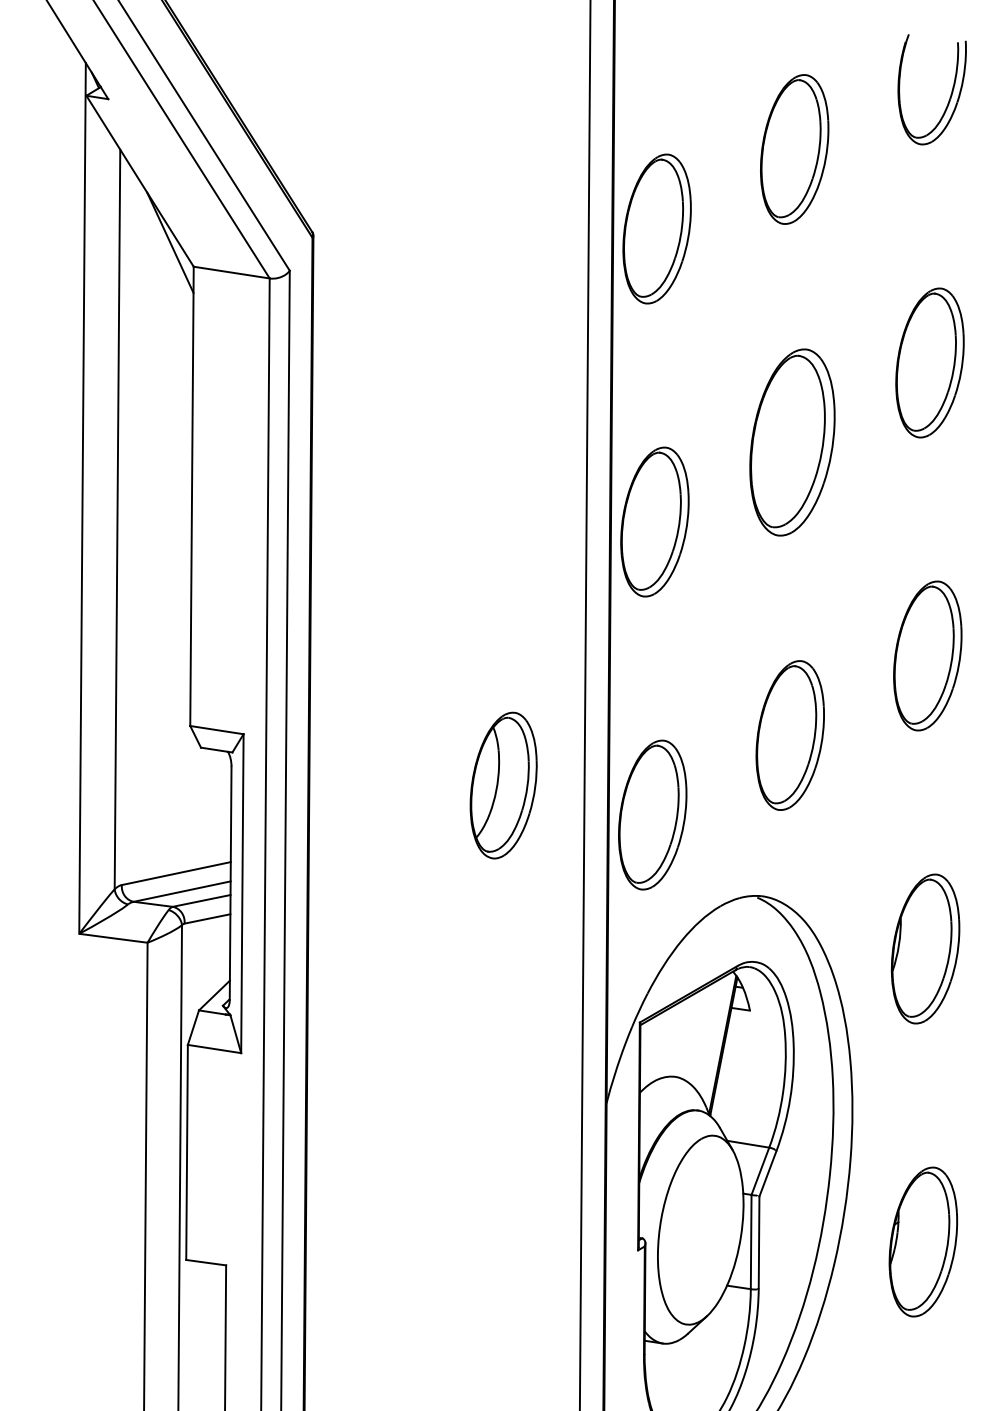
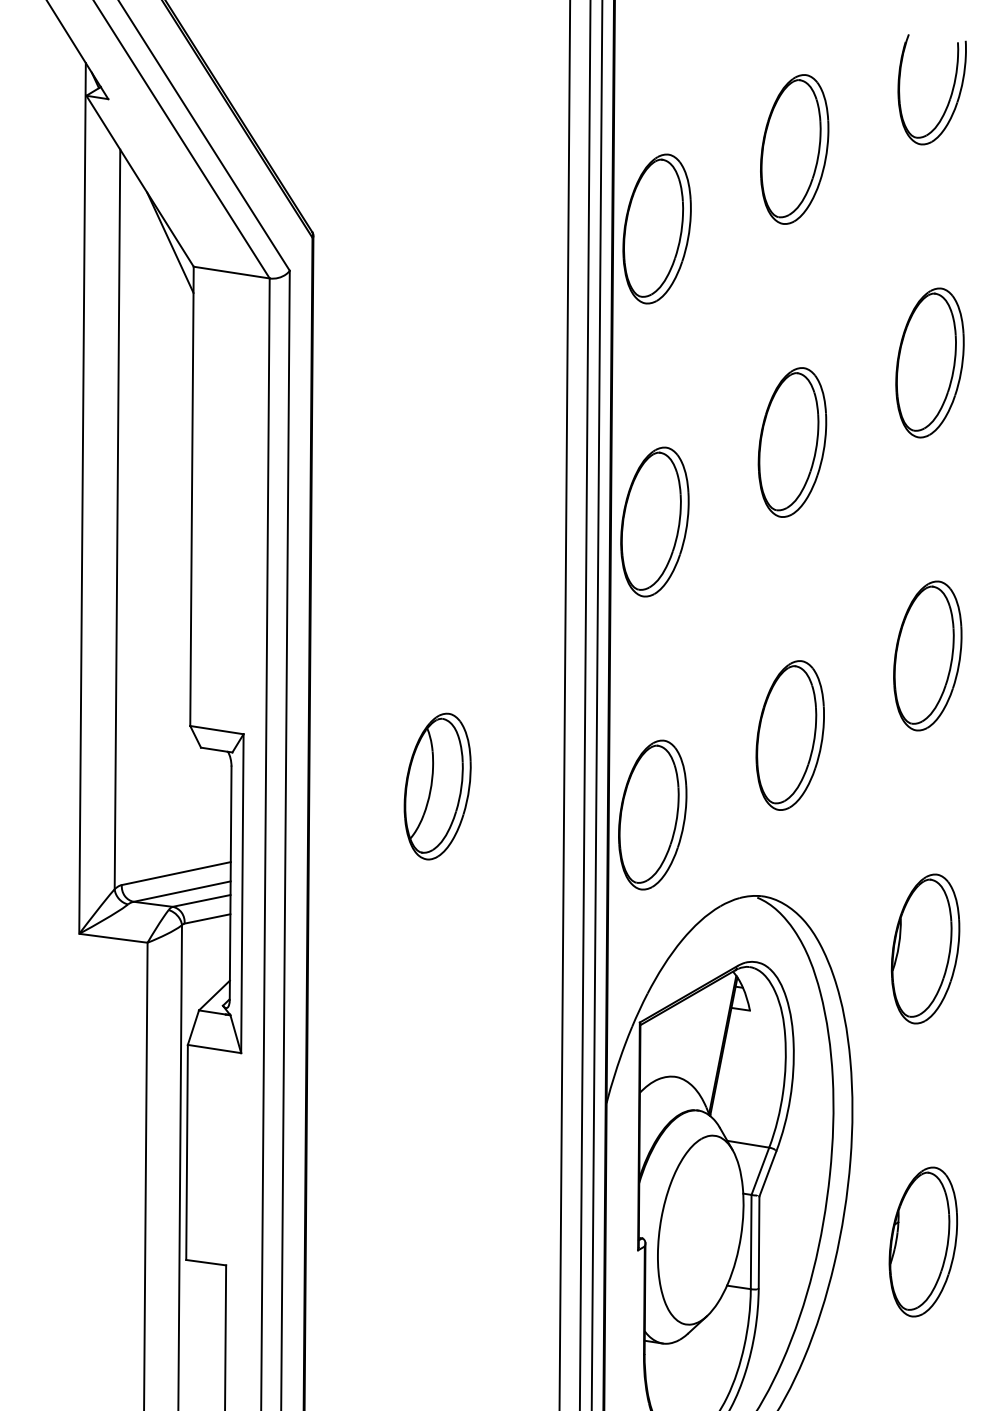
part size: 87x189 px -> 71x151 px (792, 442)
line: none -> present (564, 704)
line: none -> present (596, 704)
part position: (503, 785) -> (437, 786) (437, 786)
